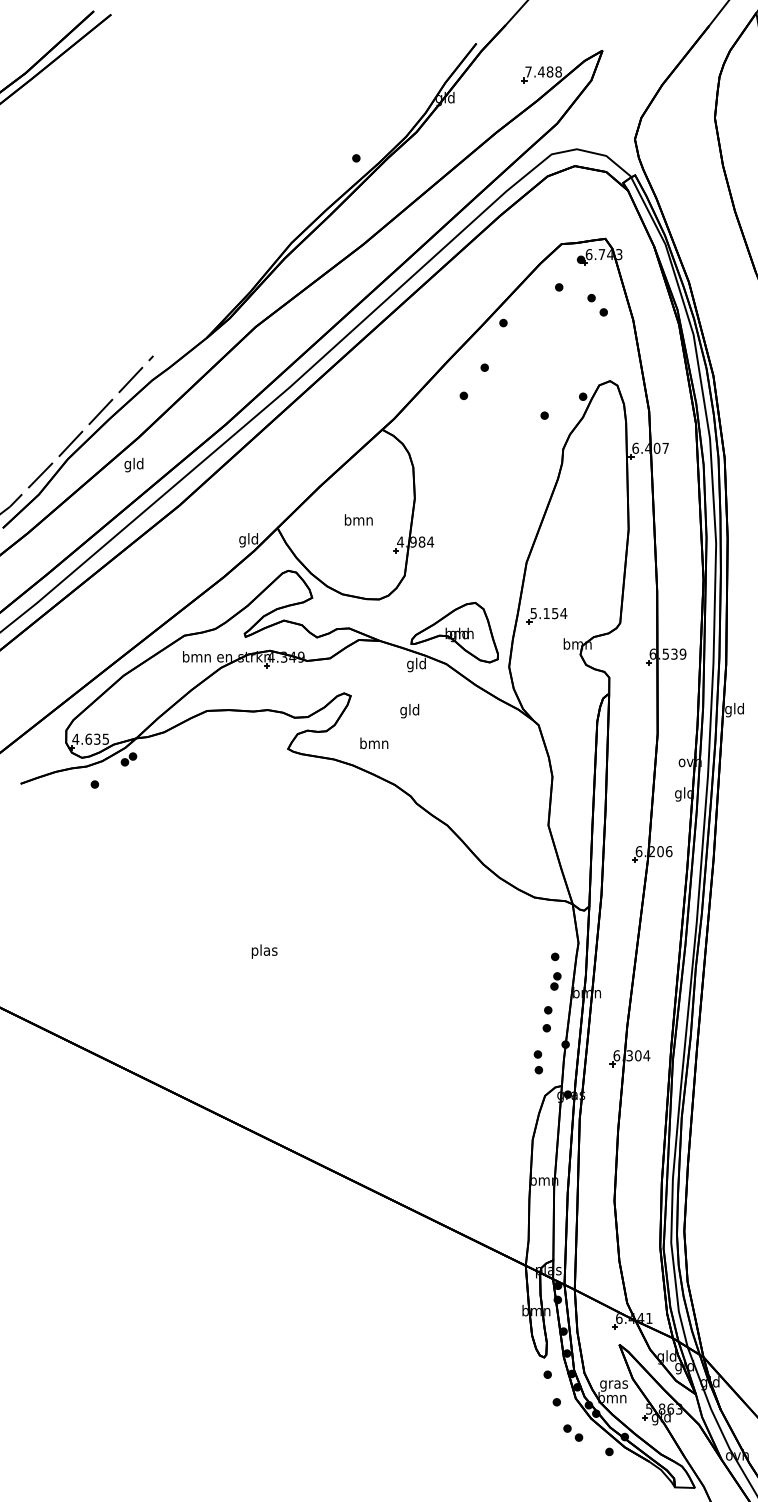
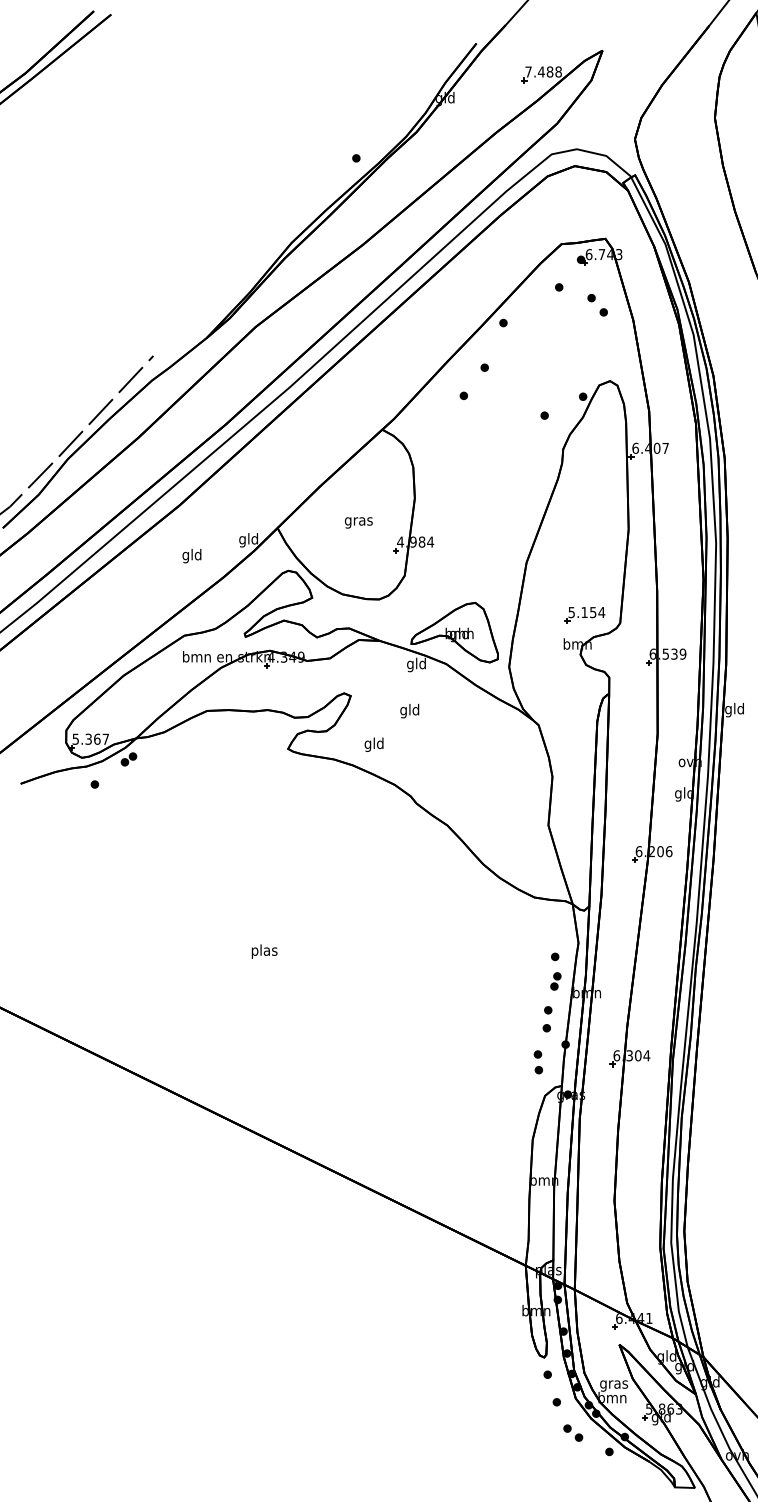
text position: (133, 464) -> (191, 555) (191, 555)
text: bmn -> gras (358, 521)
part position: (546, 616) -> (584, 615) (584, 615)
text: 4.635 -> 5.367 (90, 738)
text: bmn -> gld (374, 744)
